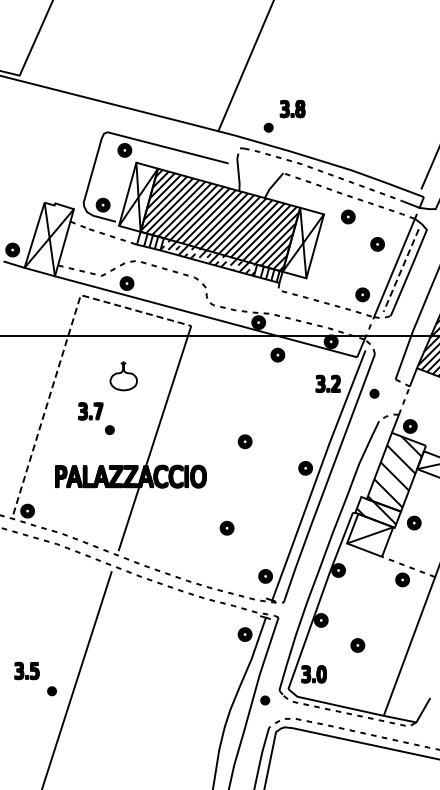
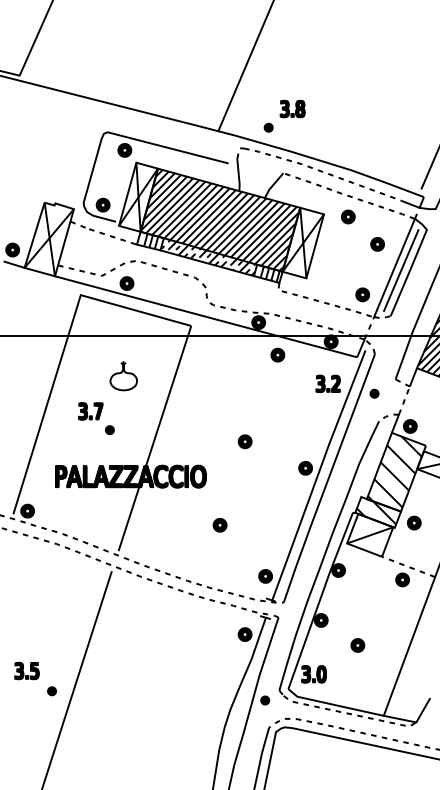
line: dashed -> solid (401, 270)
line: dashed -> solid (64, 349)
part position: (226, 528) -> (219, 525) (219, 525)
